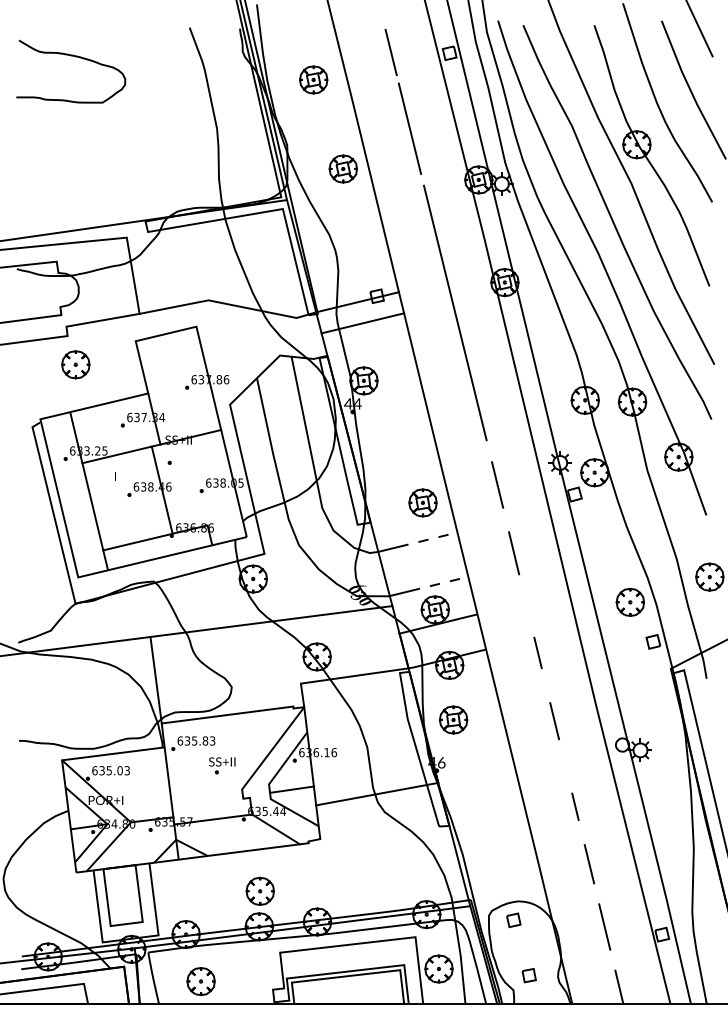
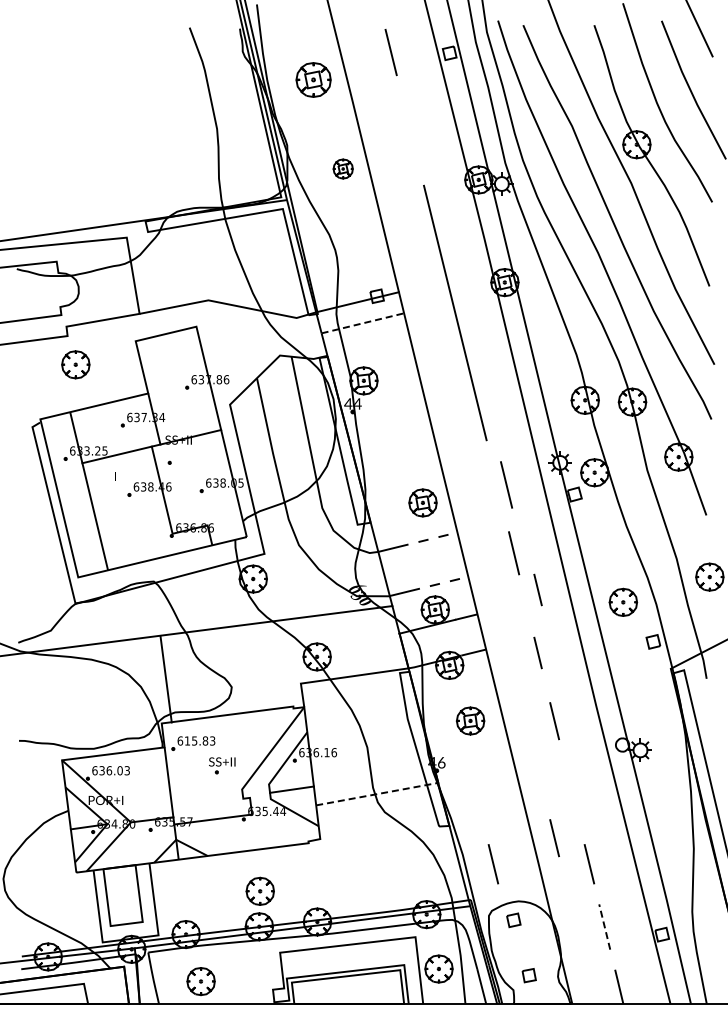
curve: present -> none (75, 57)
part size: 30x30 px -> 37x36 px (313, 79)
line: present -> none (409, 128)
part size: 30x30 px -> 22x22 px (342, 168)
line: solid -> dashed (363, 323)
line position: (497, 484) -> (506, 484) (506, 484)
line: present -> none (137, 541)
line: none -> present (537, 589)
part position: (630, 601) -> (623, 601) (623, 601)
line position: (155, 680) -> (165, 679) (165, 679)
part position: (453, 719) -> (470, 720) (470, 720)
text: 635.83 -> 615.83 (187, 740)
text: 635.03 -> 636.03 (109, 770)
line: solid -> dashed (377, 794)
line: present -> none (575, 806)
line: present -> none (275, 829)
line: none -> present (554, 838)
line: none -> present (493, 864)
line: solid -> dashed (604, 926)
